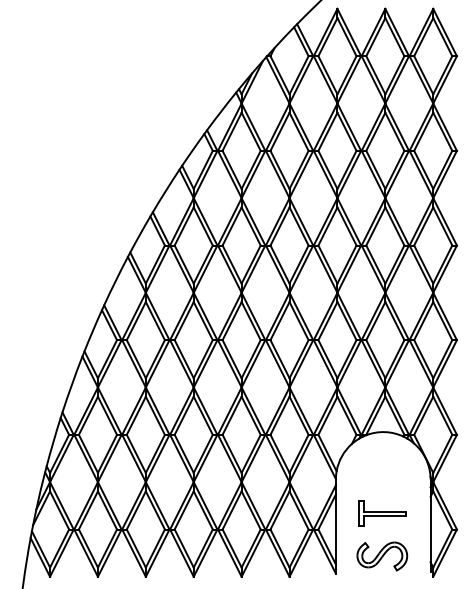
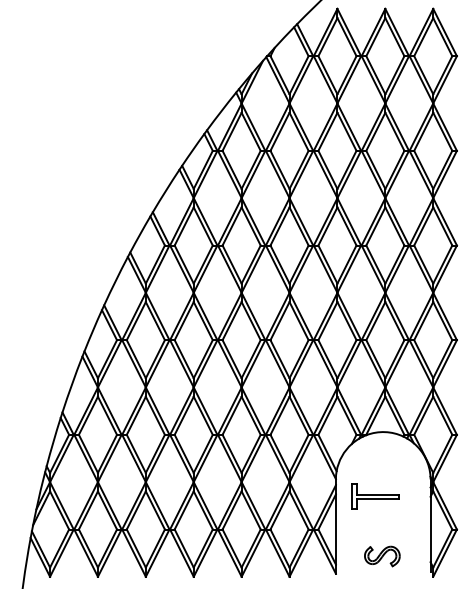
part position: (382, 513) -> (375, 496) (375, 496)
part size: 53x31 px -> 37x23 px (382, 556)
